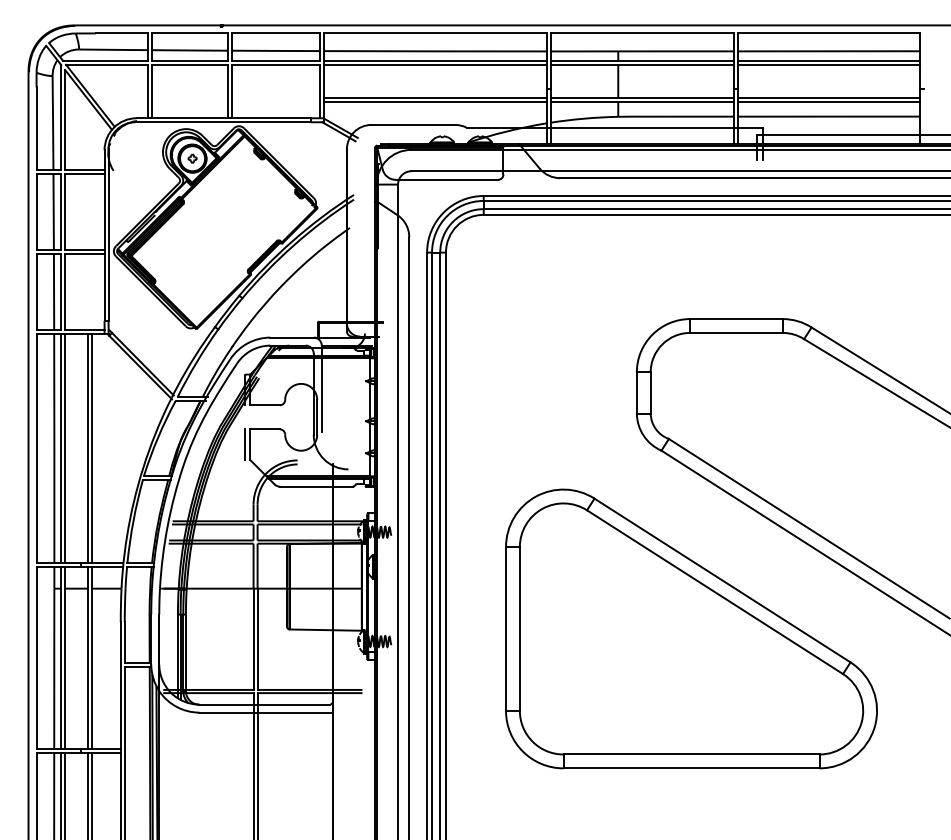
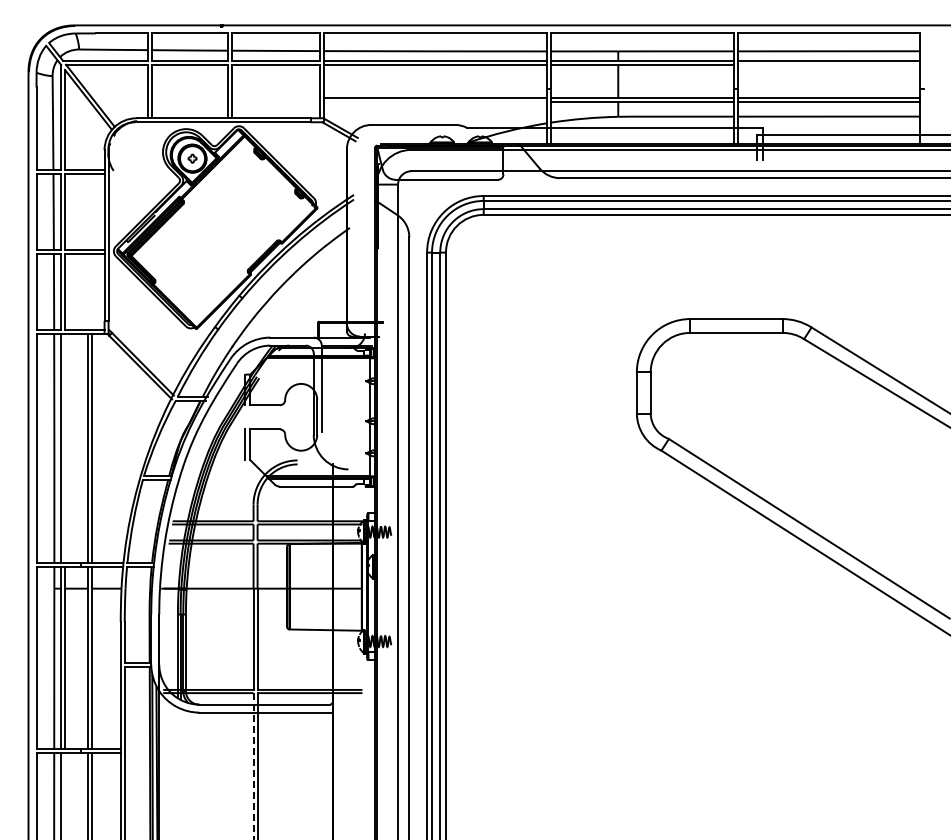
line: present -> none (828, 64)
line: present -> none (435, 102)
line: present -> none (65, 448)
part: present -> none (691, 628)
line: solid -> dashed (253, 766)
line: present -> none (65, 794)
